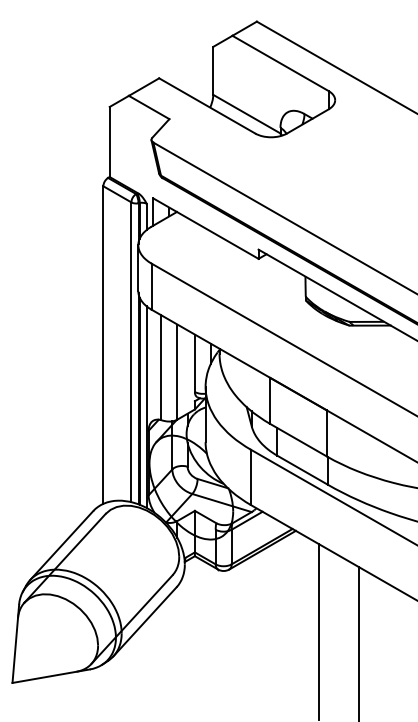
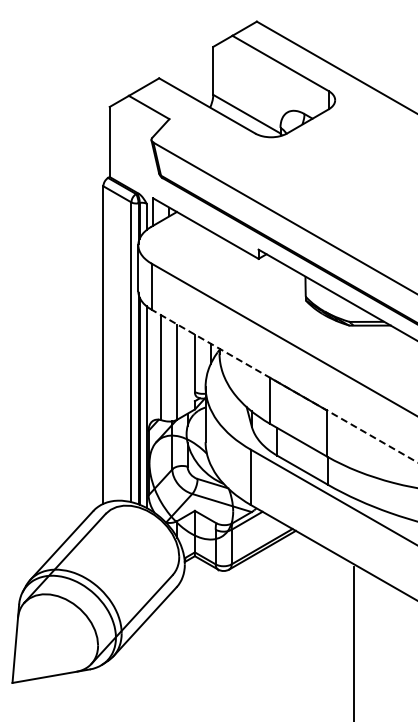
line: solid -> dashed (284, 385)
line: present -> none (318, 631)
line position: (358, 642) -> (353, 642) (353, 642)
